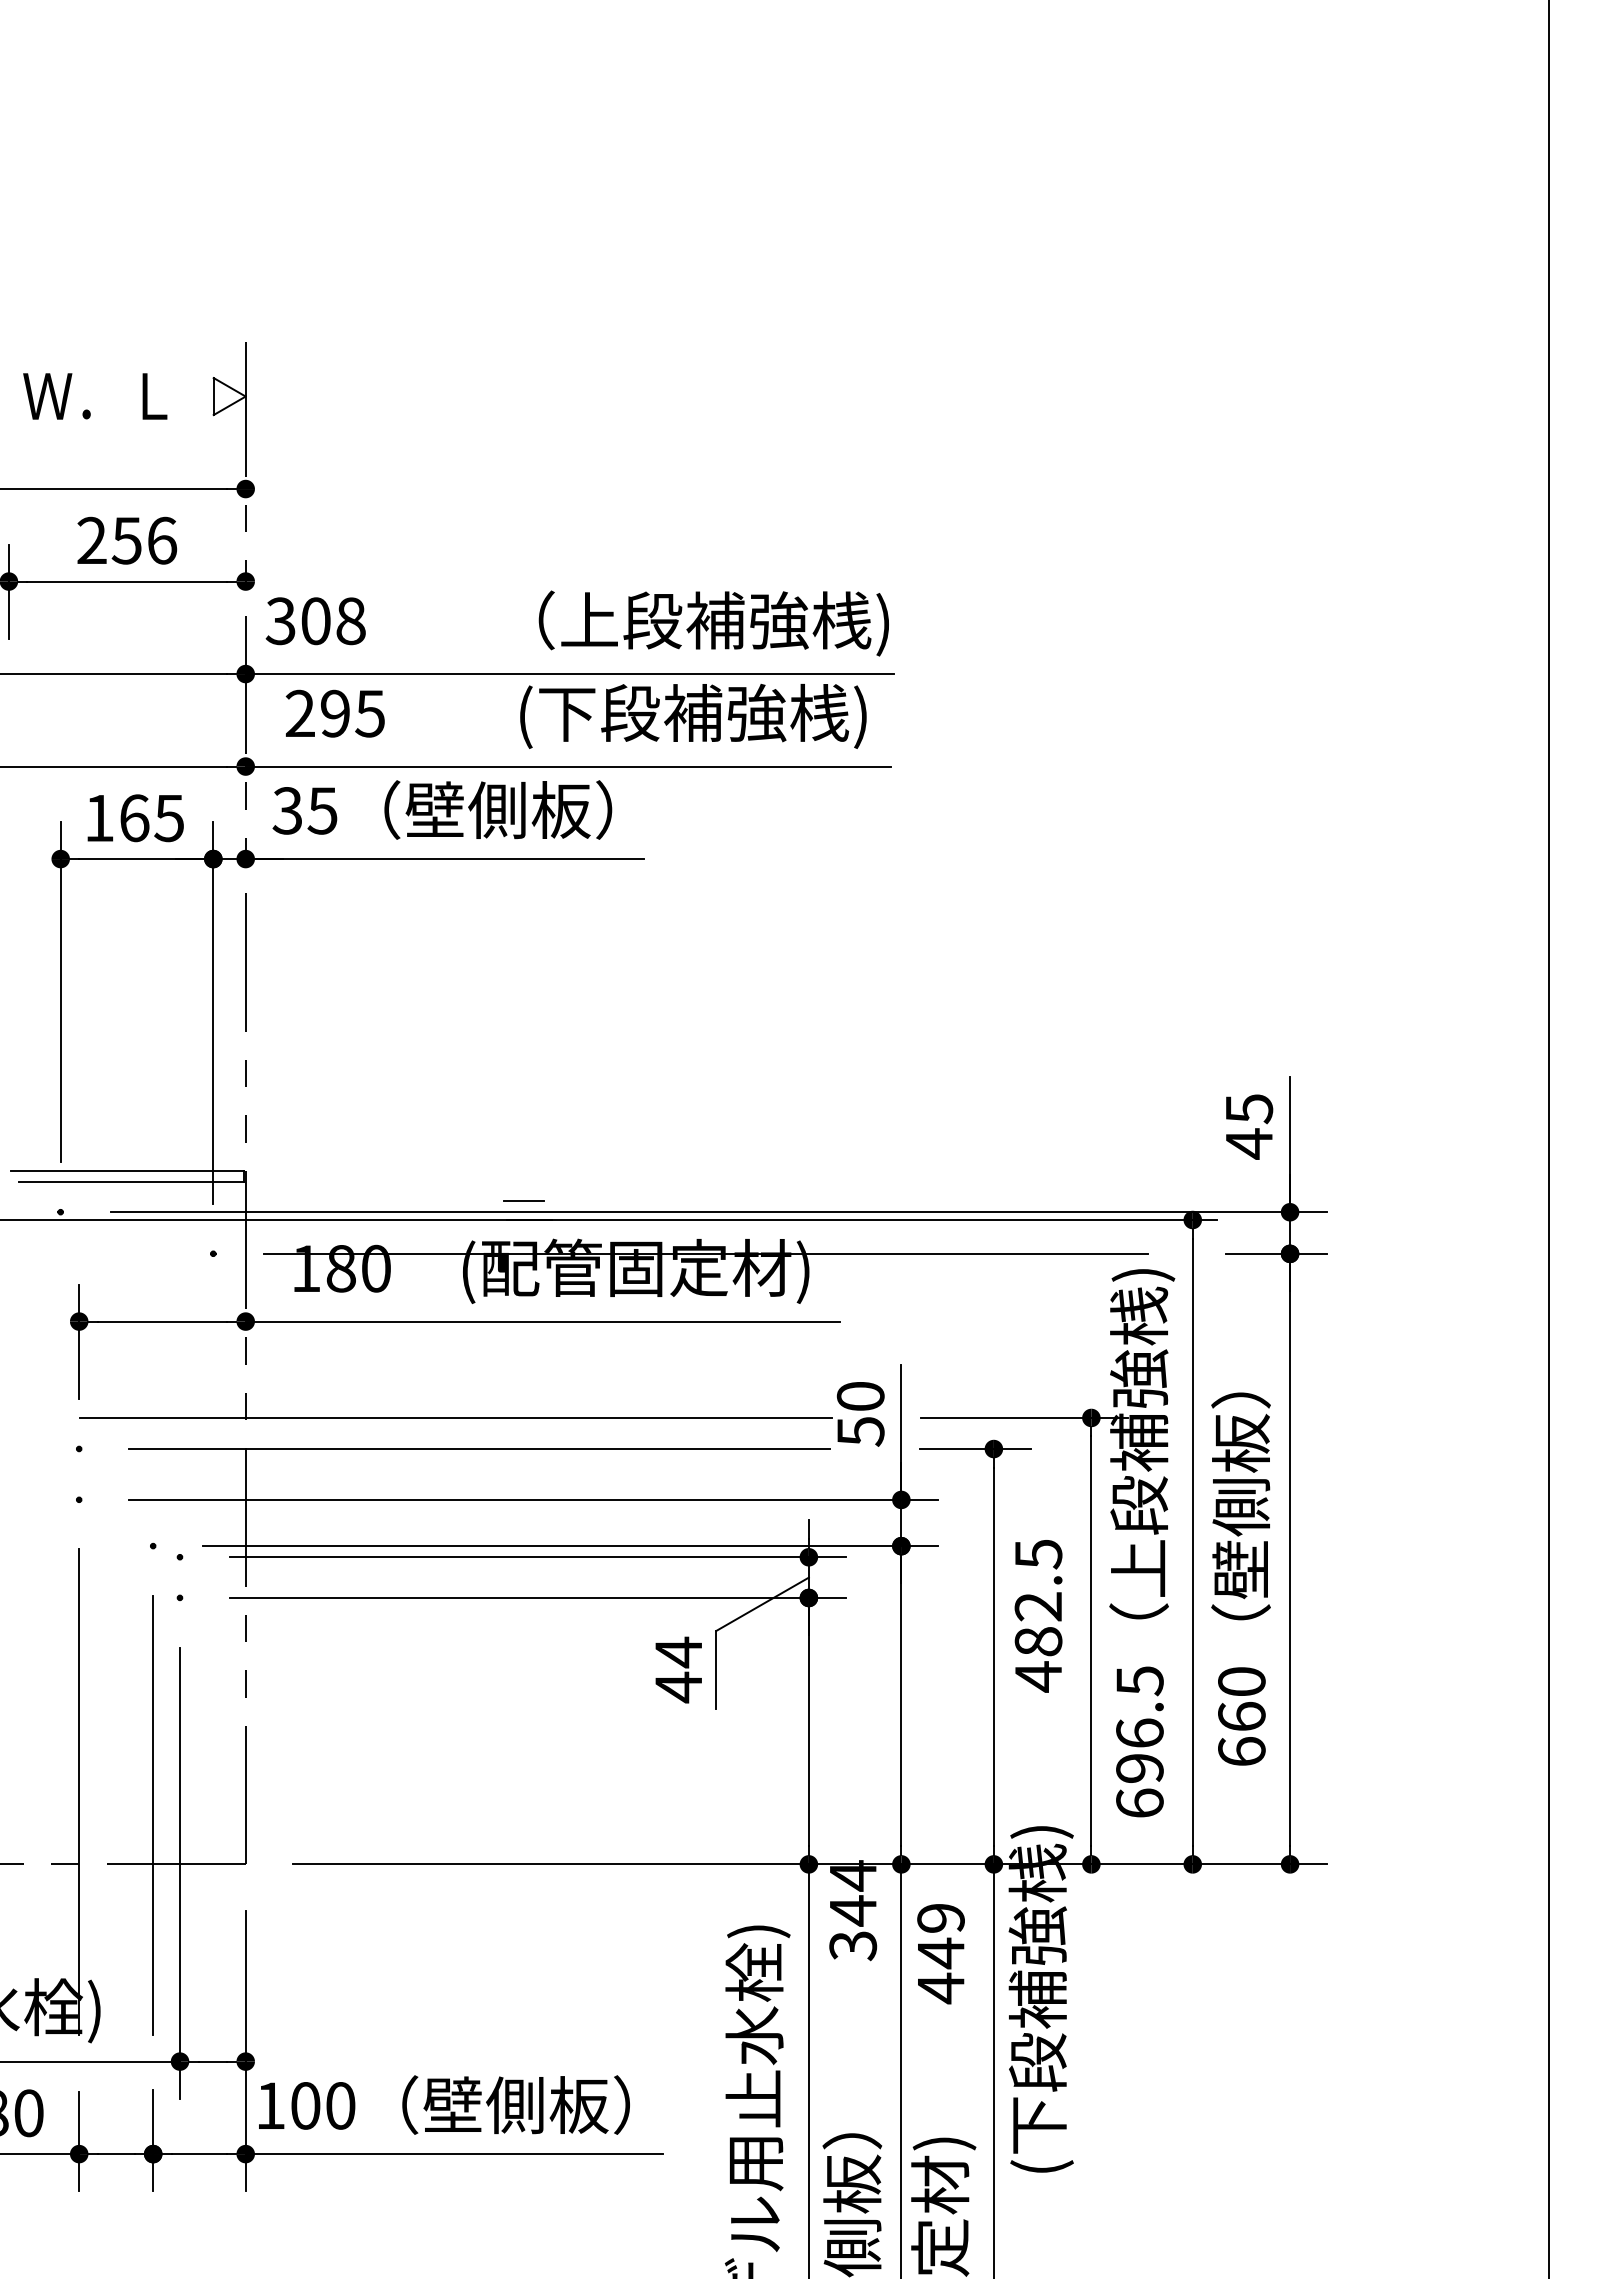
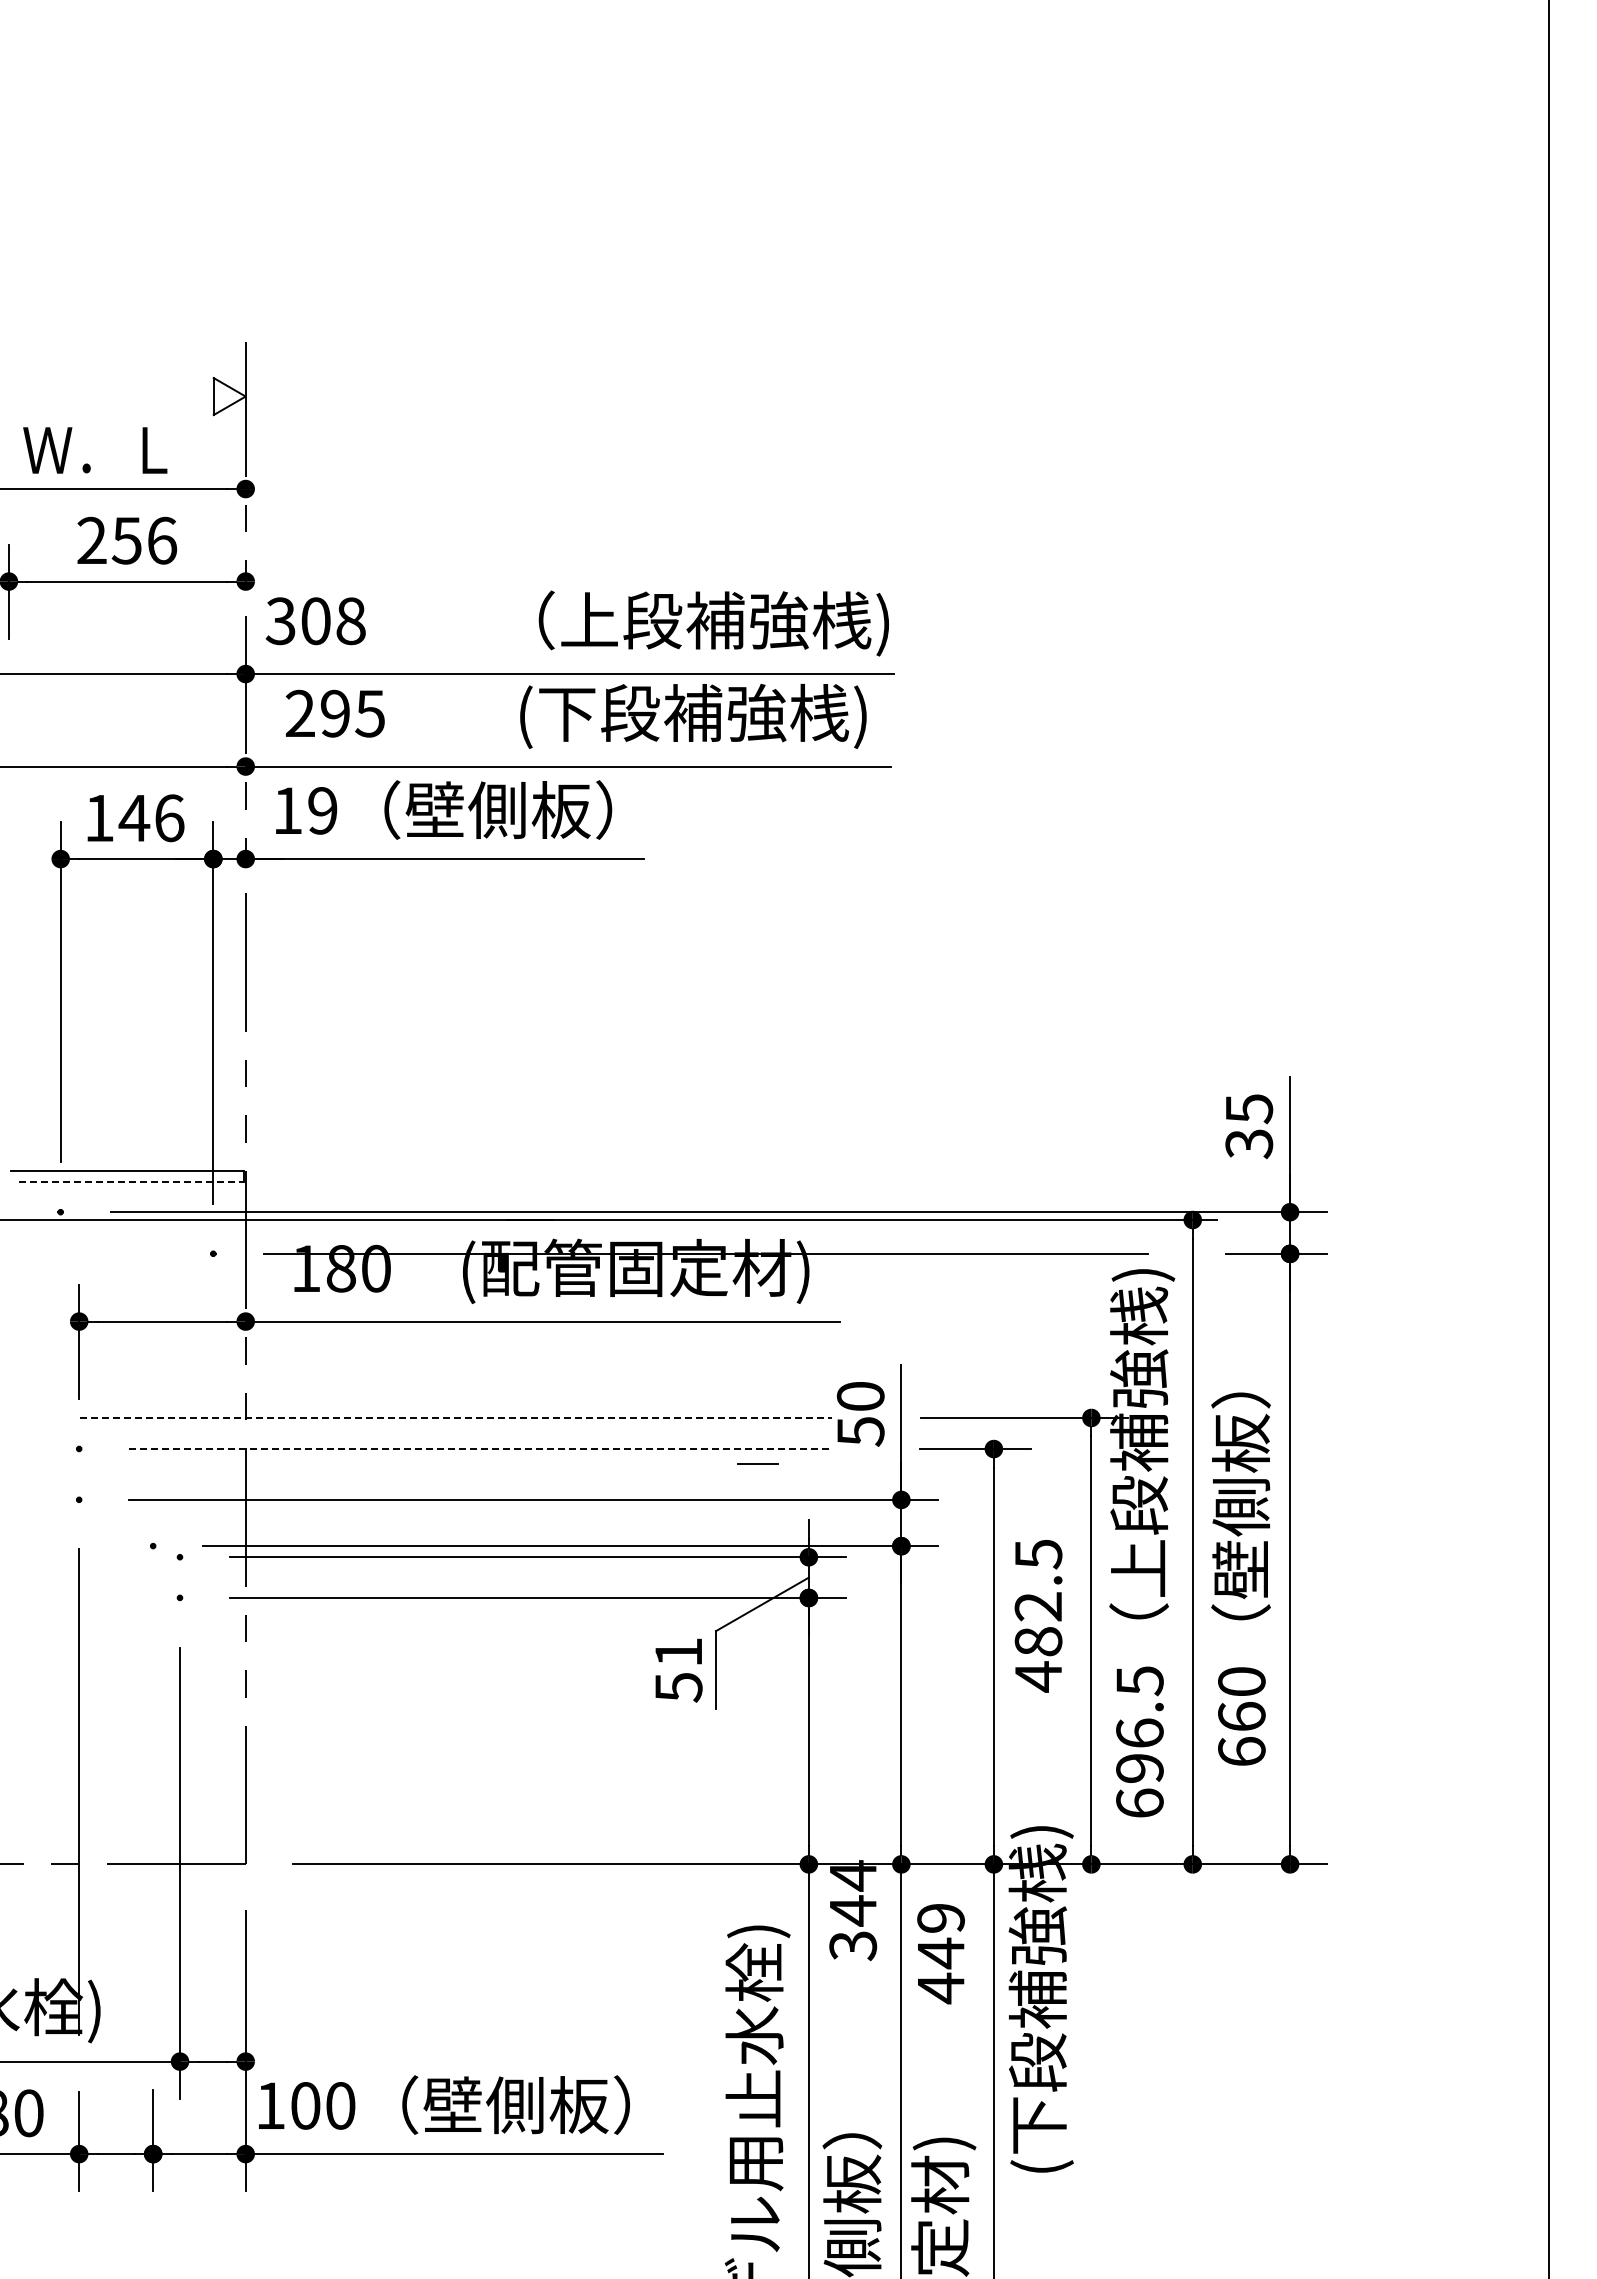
text position: (95, 396) -> (95, 450) (95, 450)
text: 35 -> 19 (304, 810)
text: 165 -> 146 (151, 818)
text: 45 -> 35 (1249, 1143)
line: solid -> dashed (131, 1181)
line position: (523, 1200) -> (757, 1463) (757, 1463)
line: solid -> dashed (455, 1417)
line: solid -> dashed (480, 1448)
text: 44 -> 51 (678, 1669)
line: present -> none (153, 1815)
